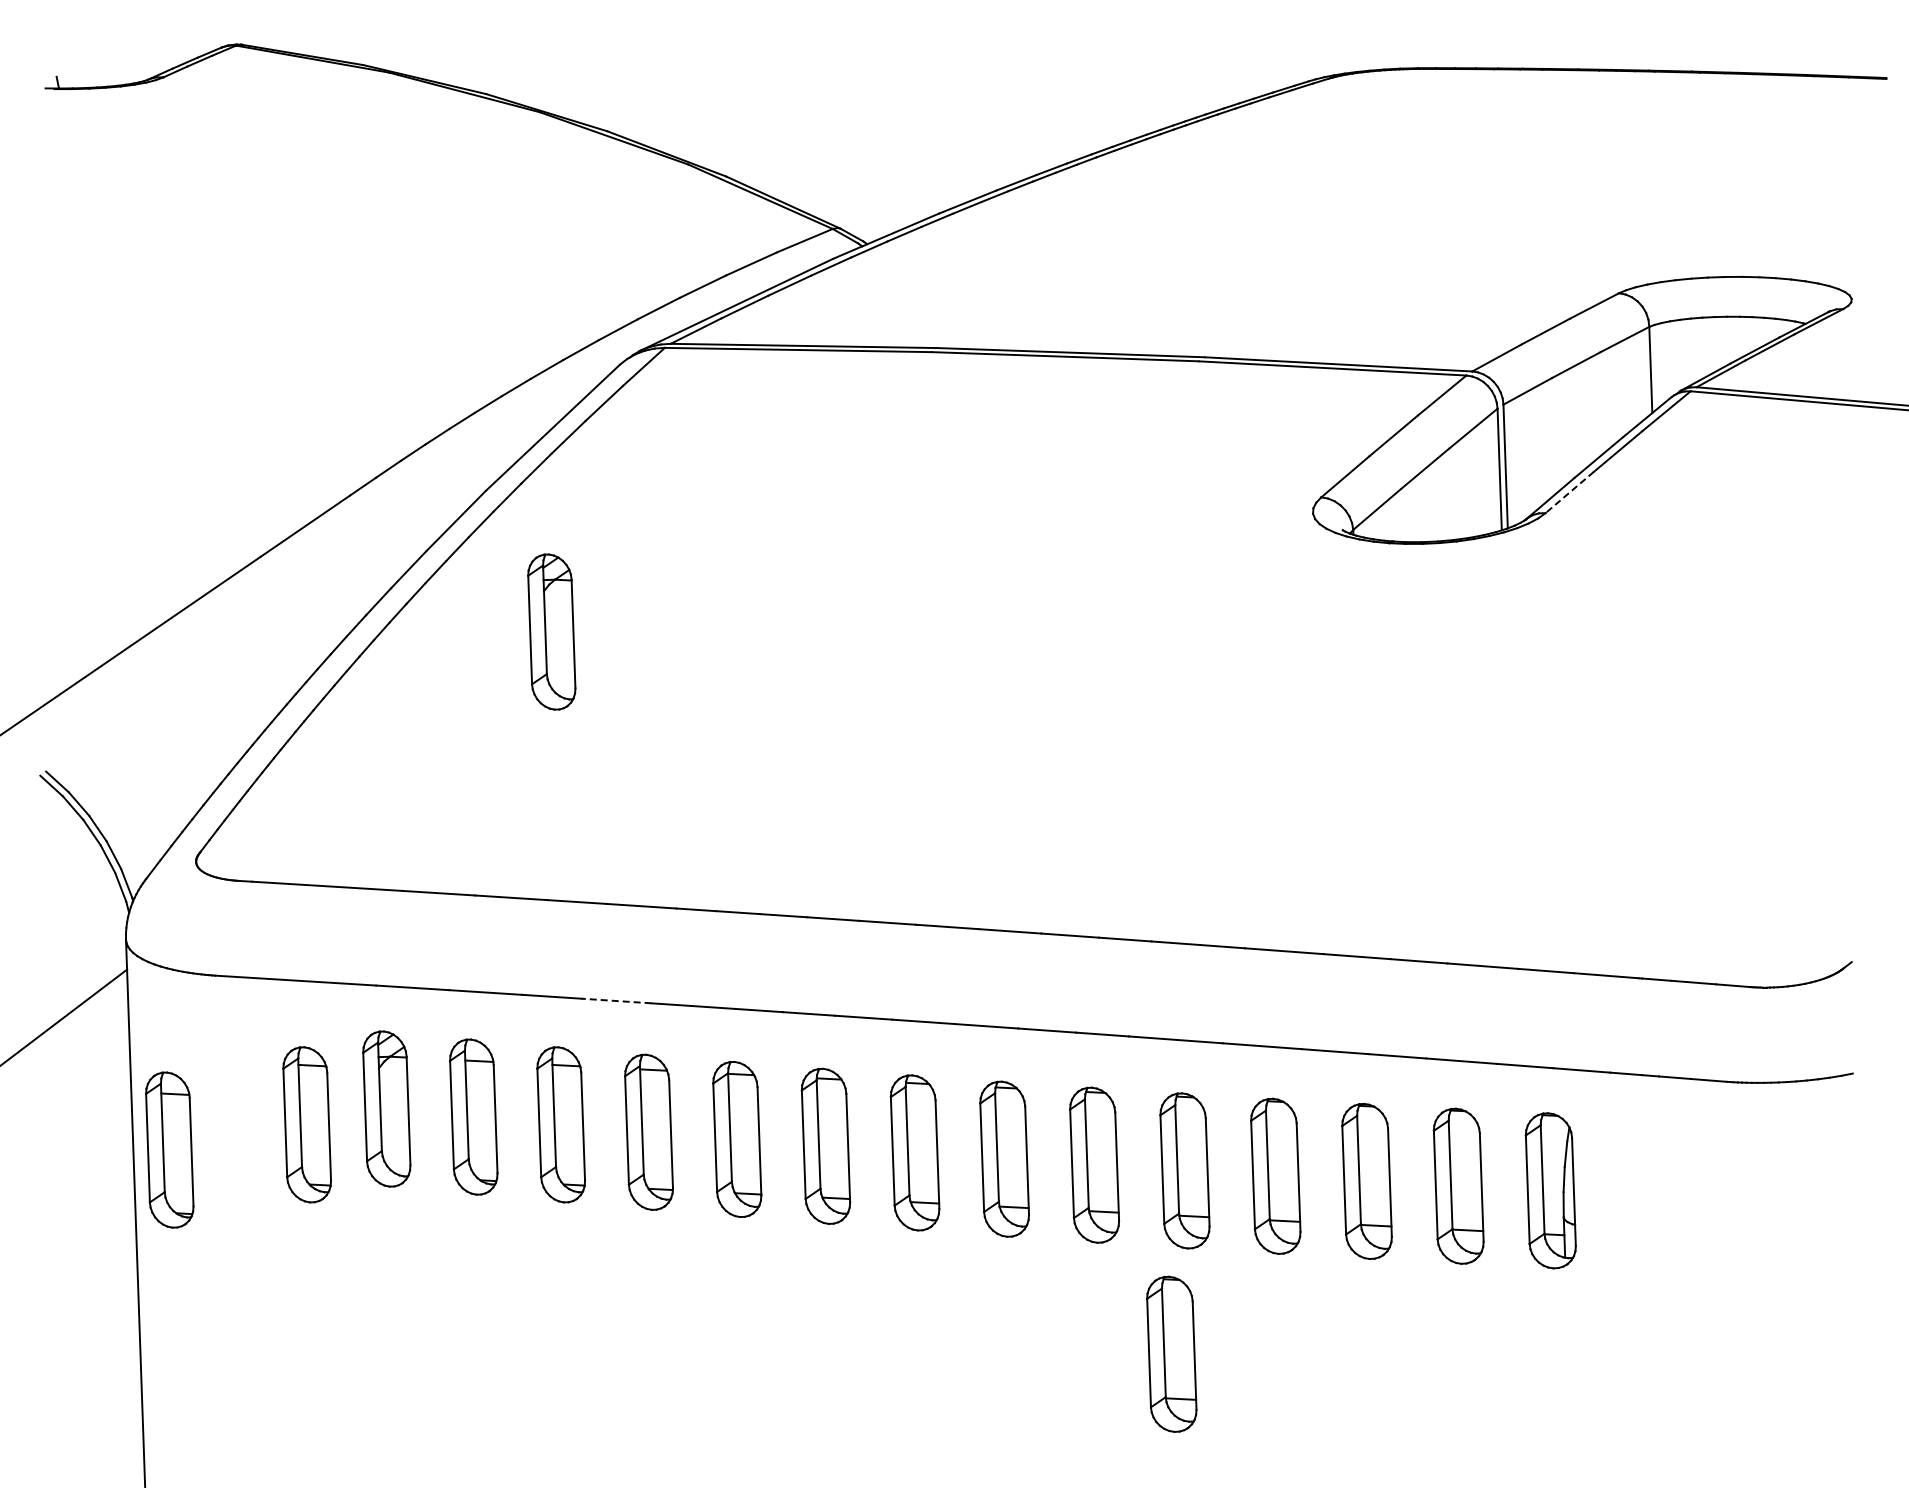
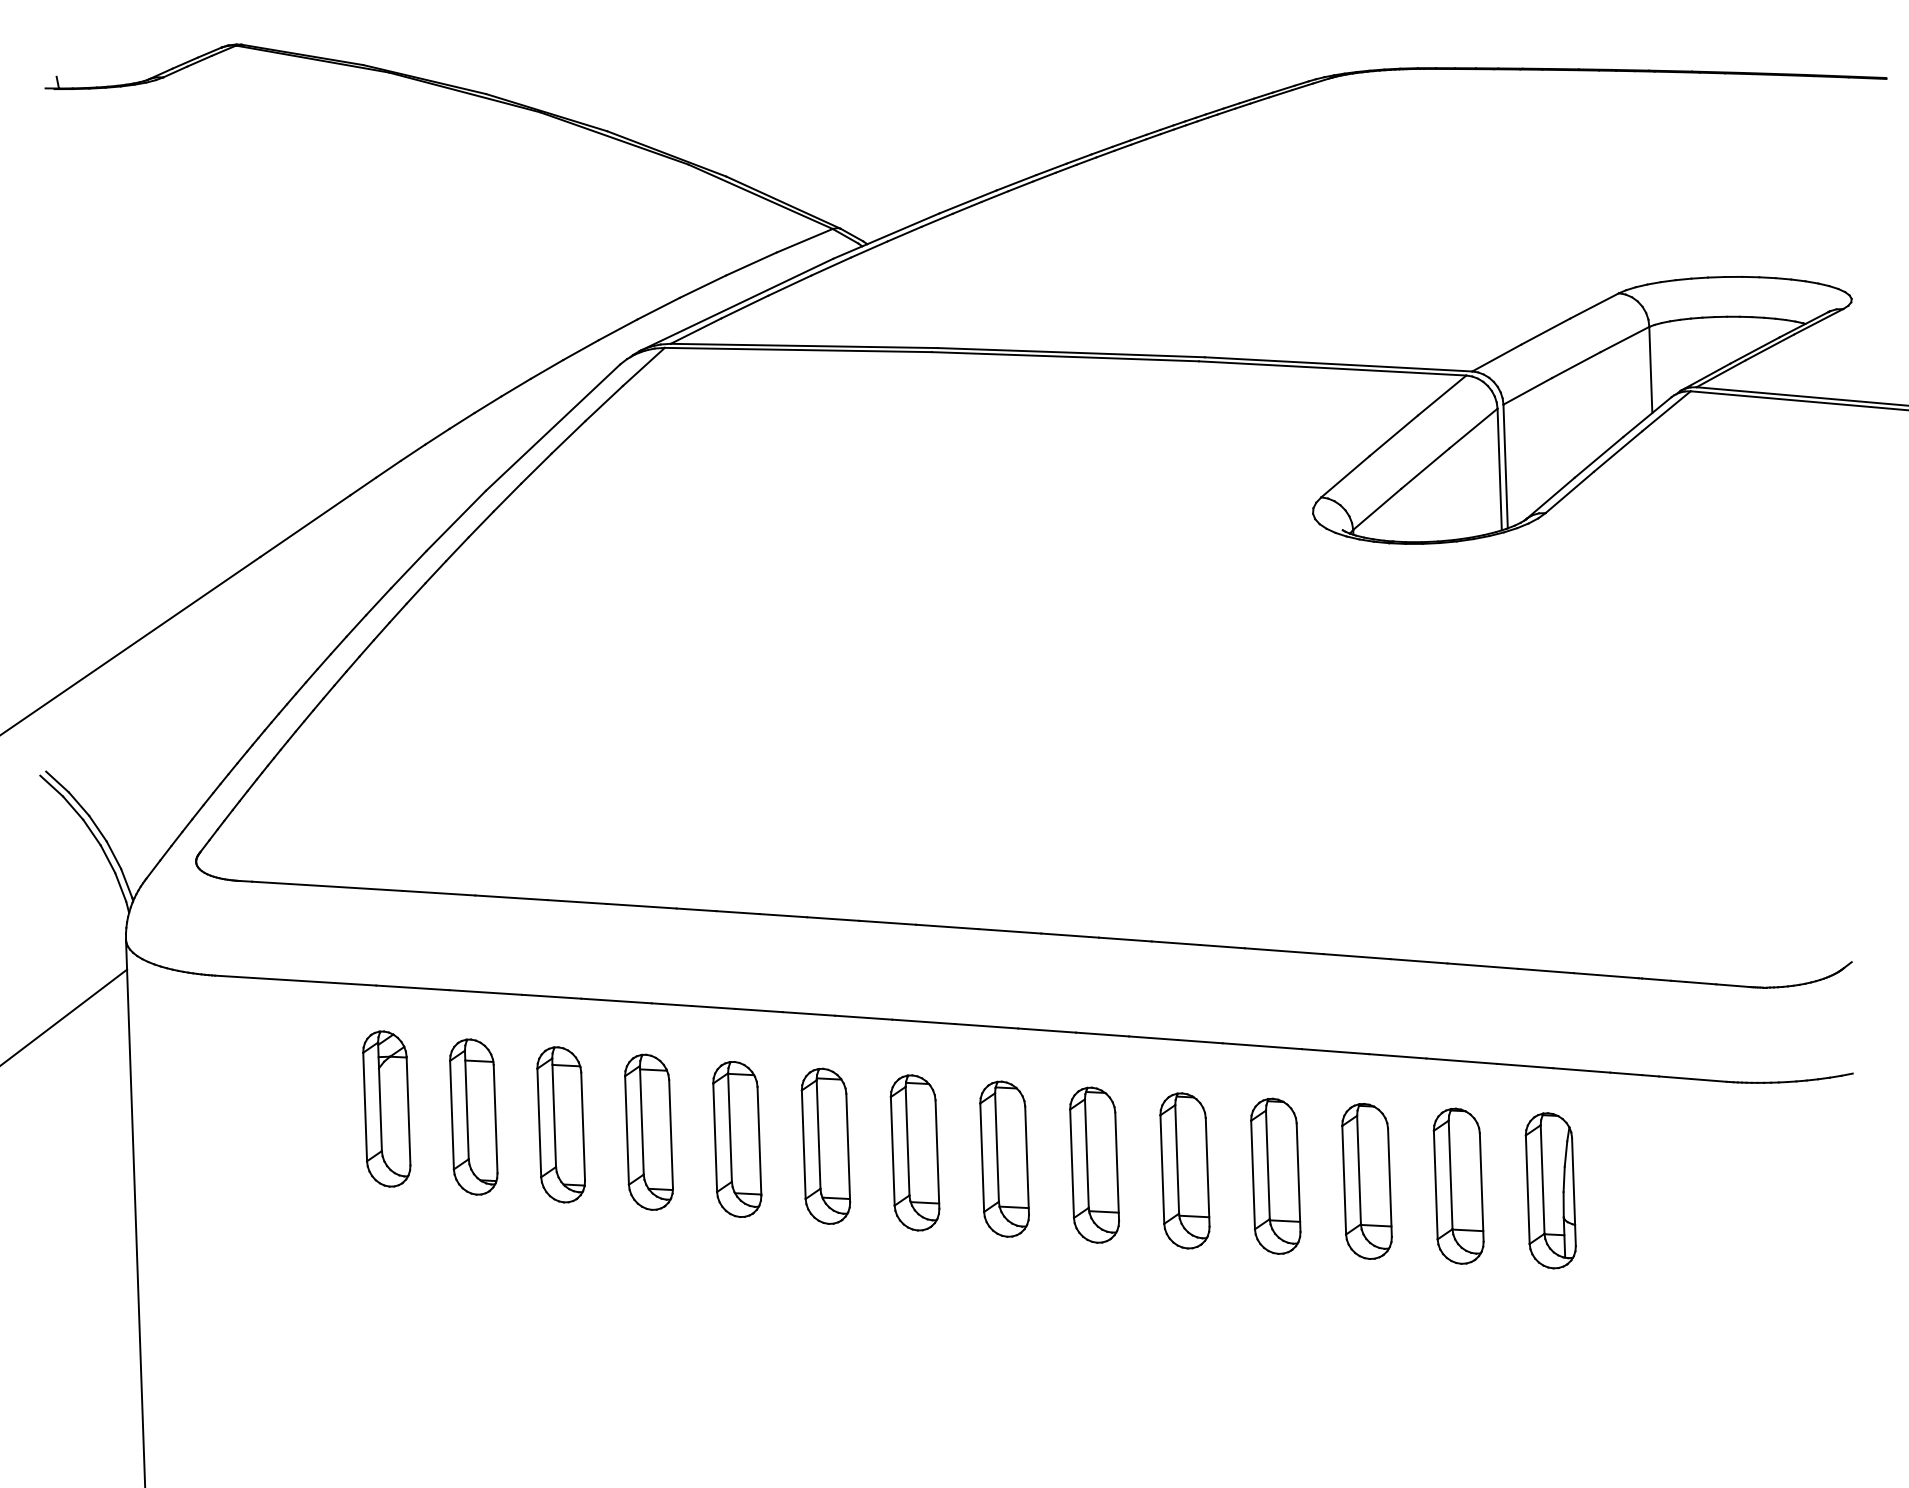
line: dashed -> solid (1569, 492)
part: present -> none (551, 631)
line: dashed -> solid (616, 1000)
part: present -> none (306, 1124)
part: present -> none (169, 1149)
part: present -> none (1171, 1353)
